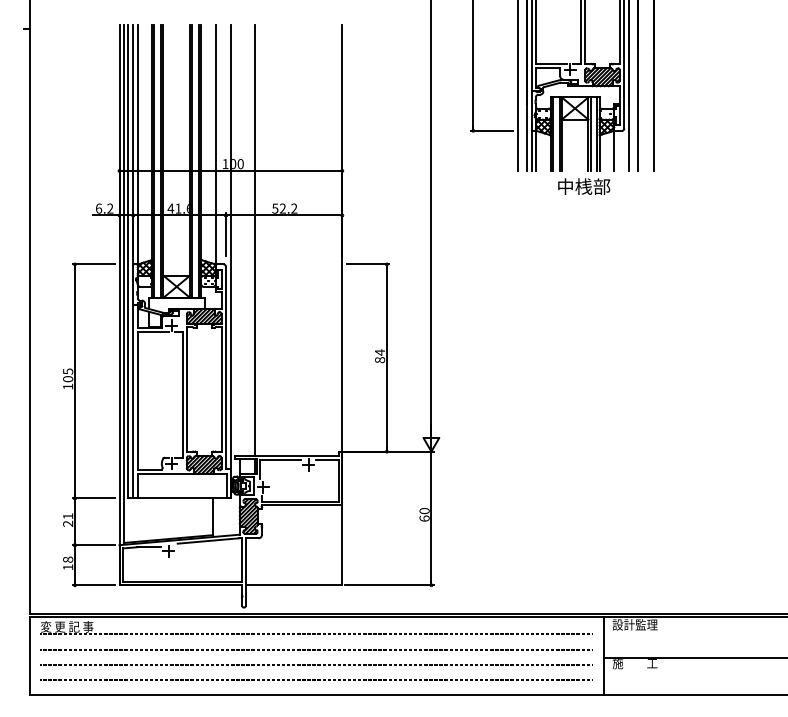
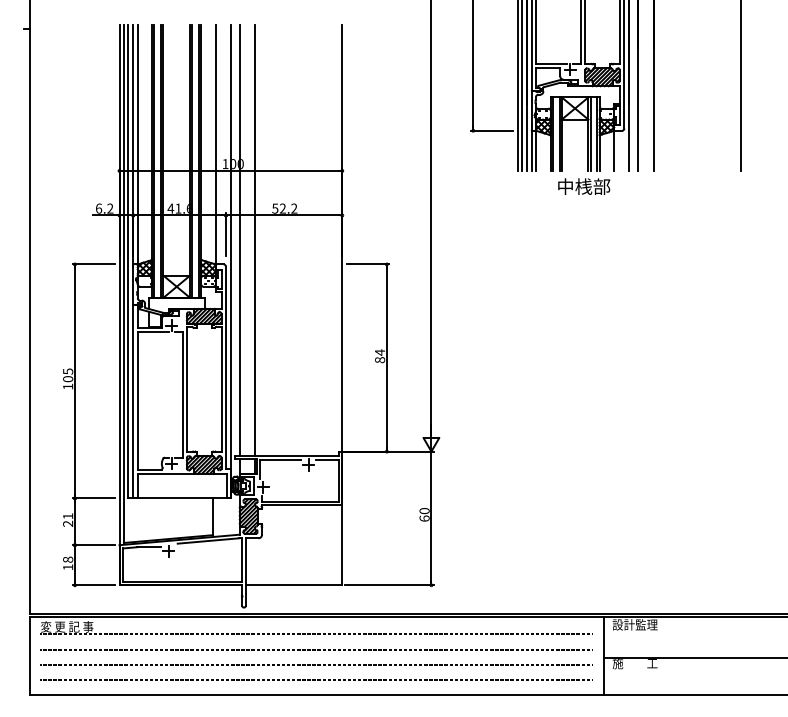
line: none -> present (522, 86)
line: none -> present (740, 86)
line: none -> present (239, 240)
